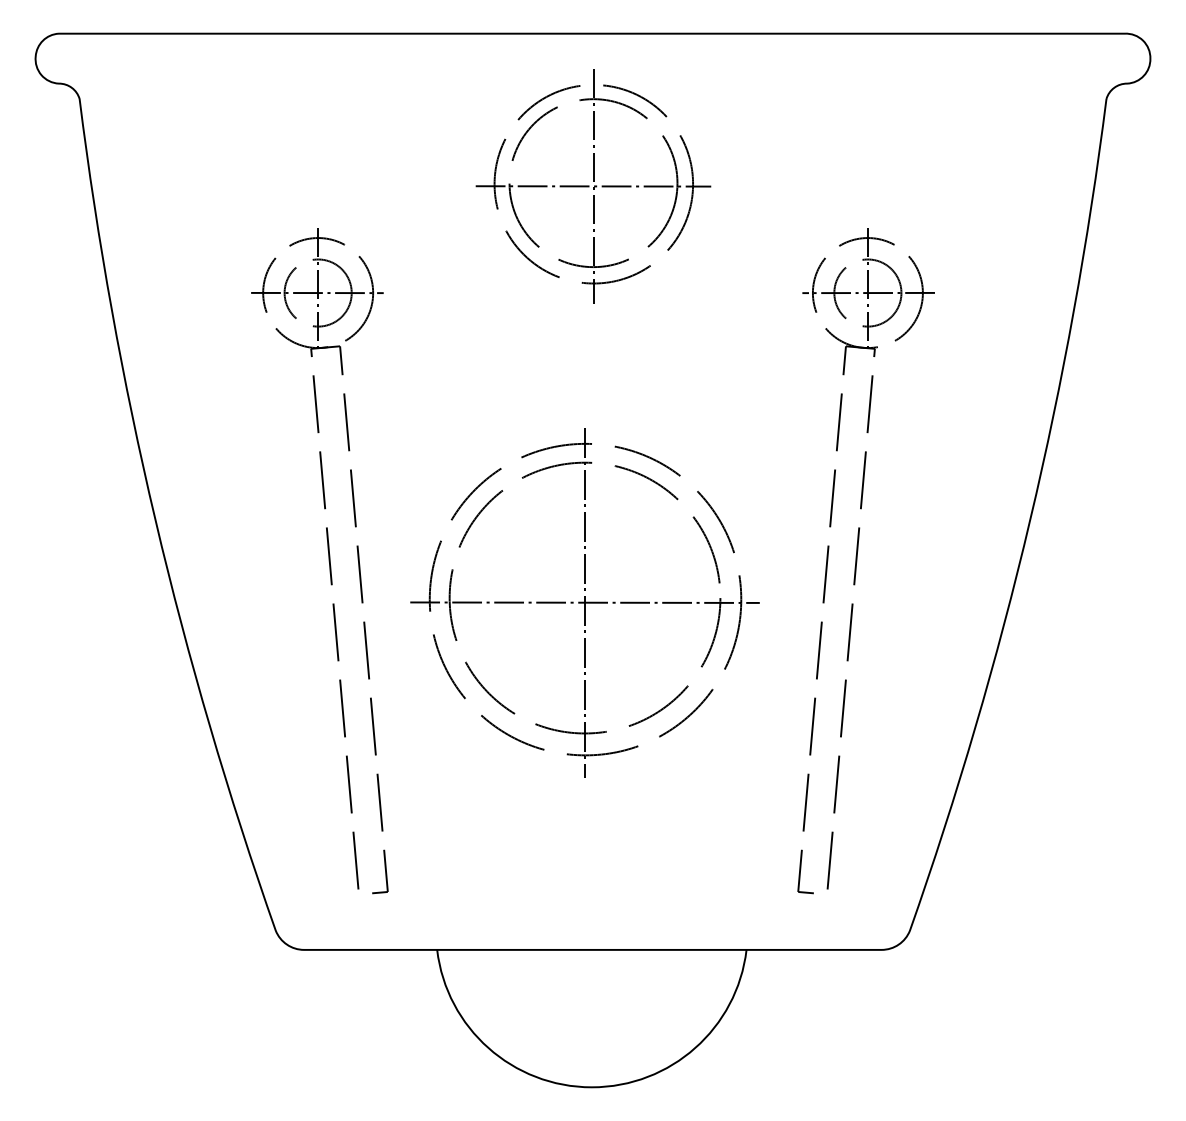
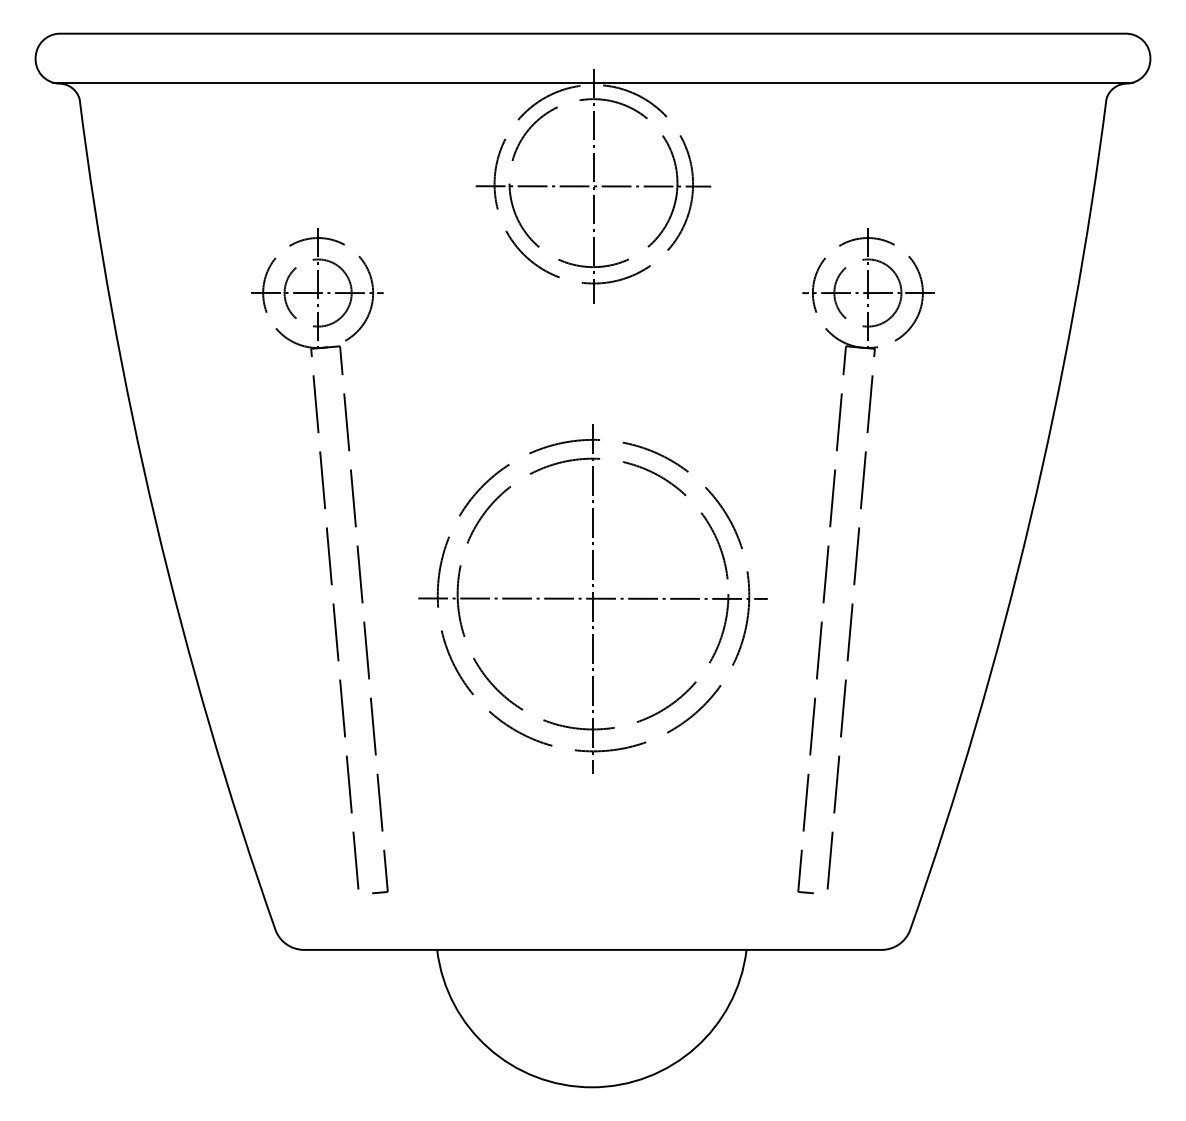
line: none -> present (592, 82)
part position: (584, 602) -> (592, 598) (592, 598)
